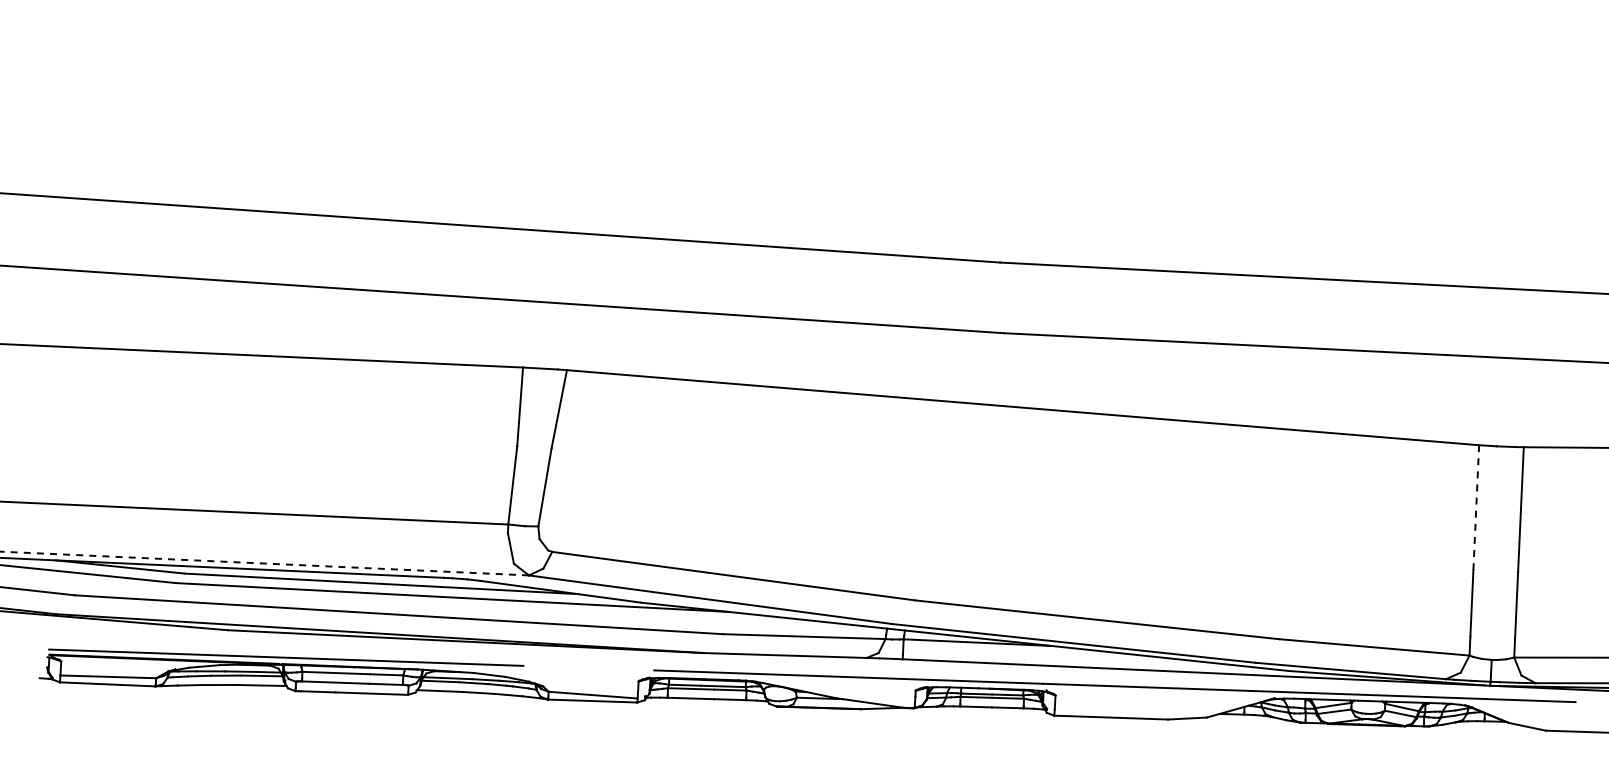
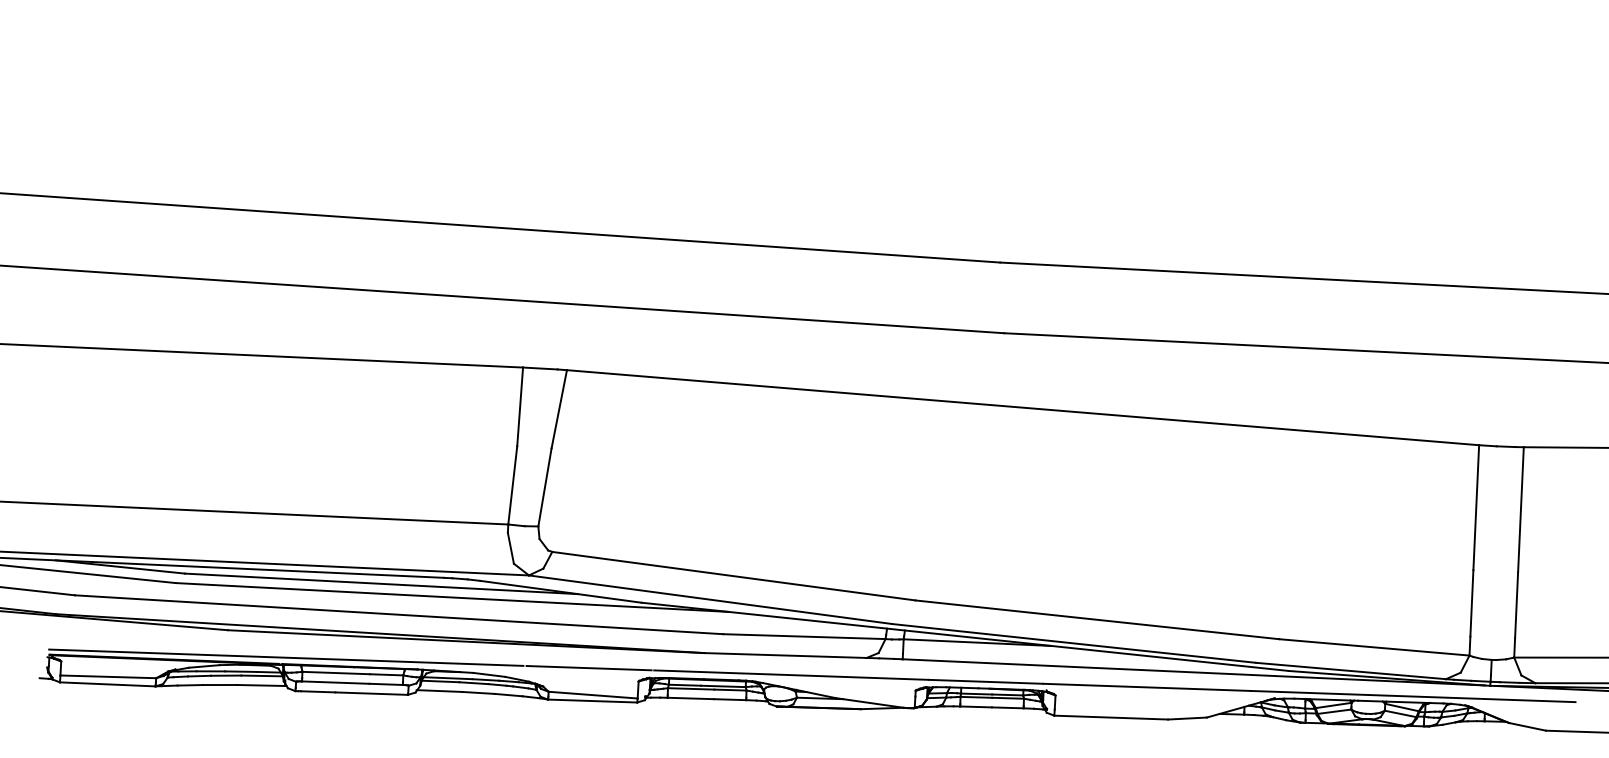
line: dashed -> solid (1476, 507)
line: dashed -> solid (264, 563)
line: none -> present (588, 668)
